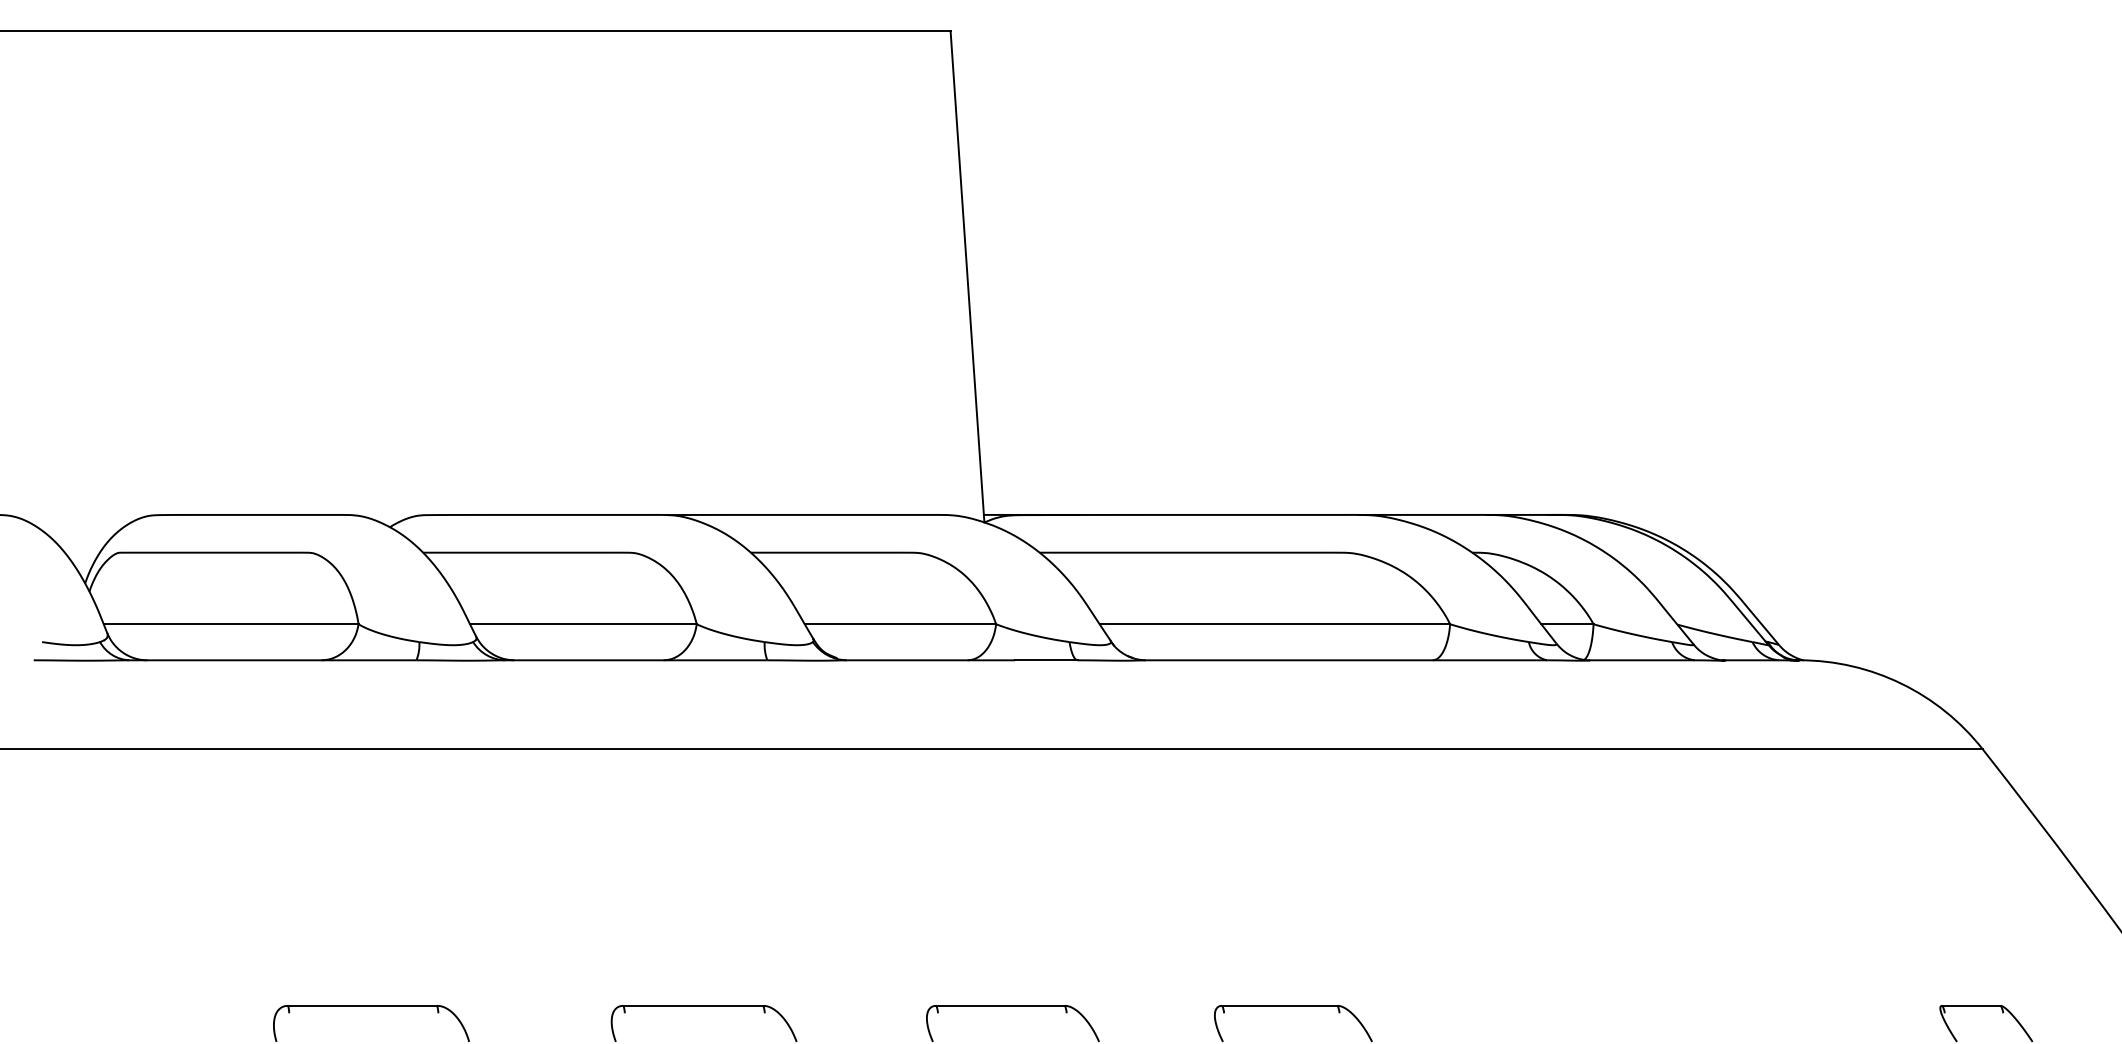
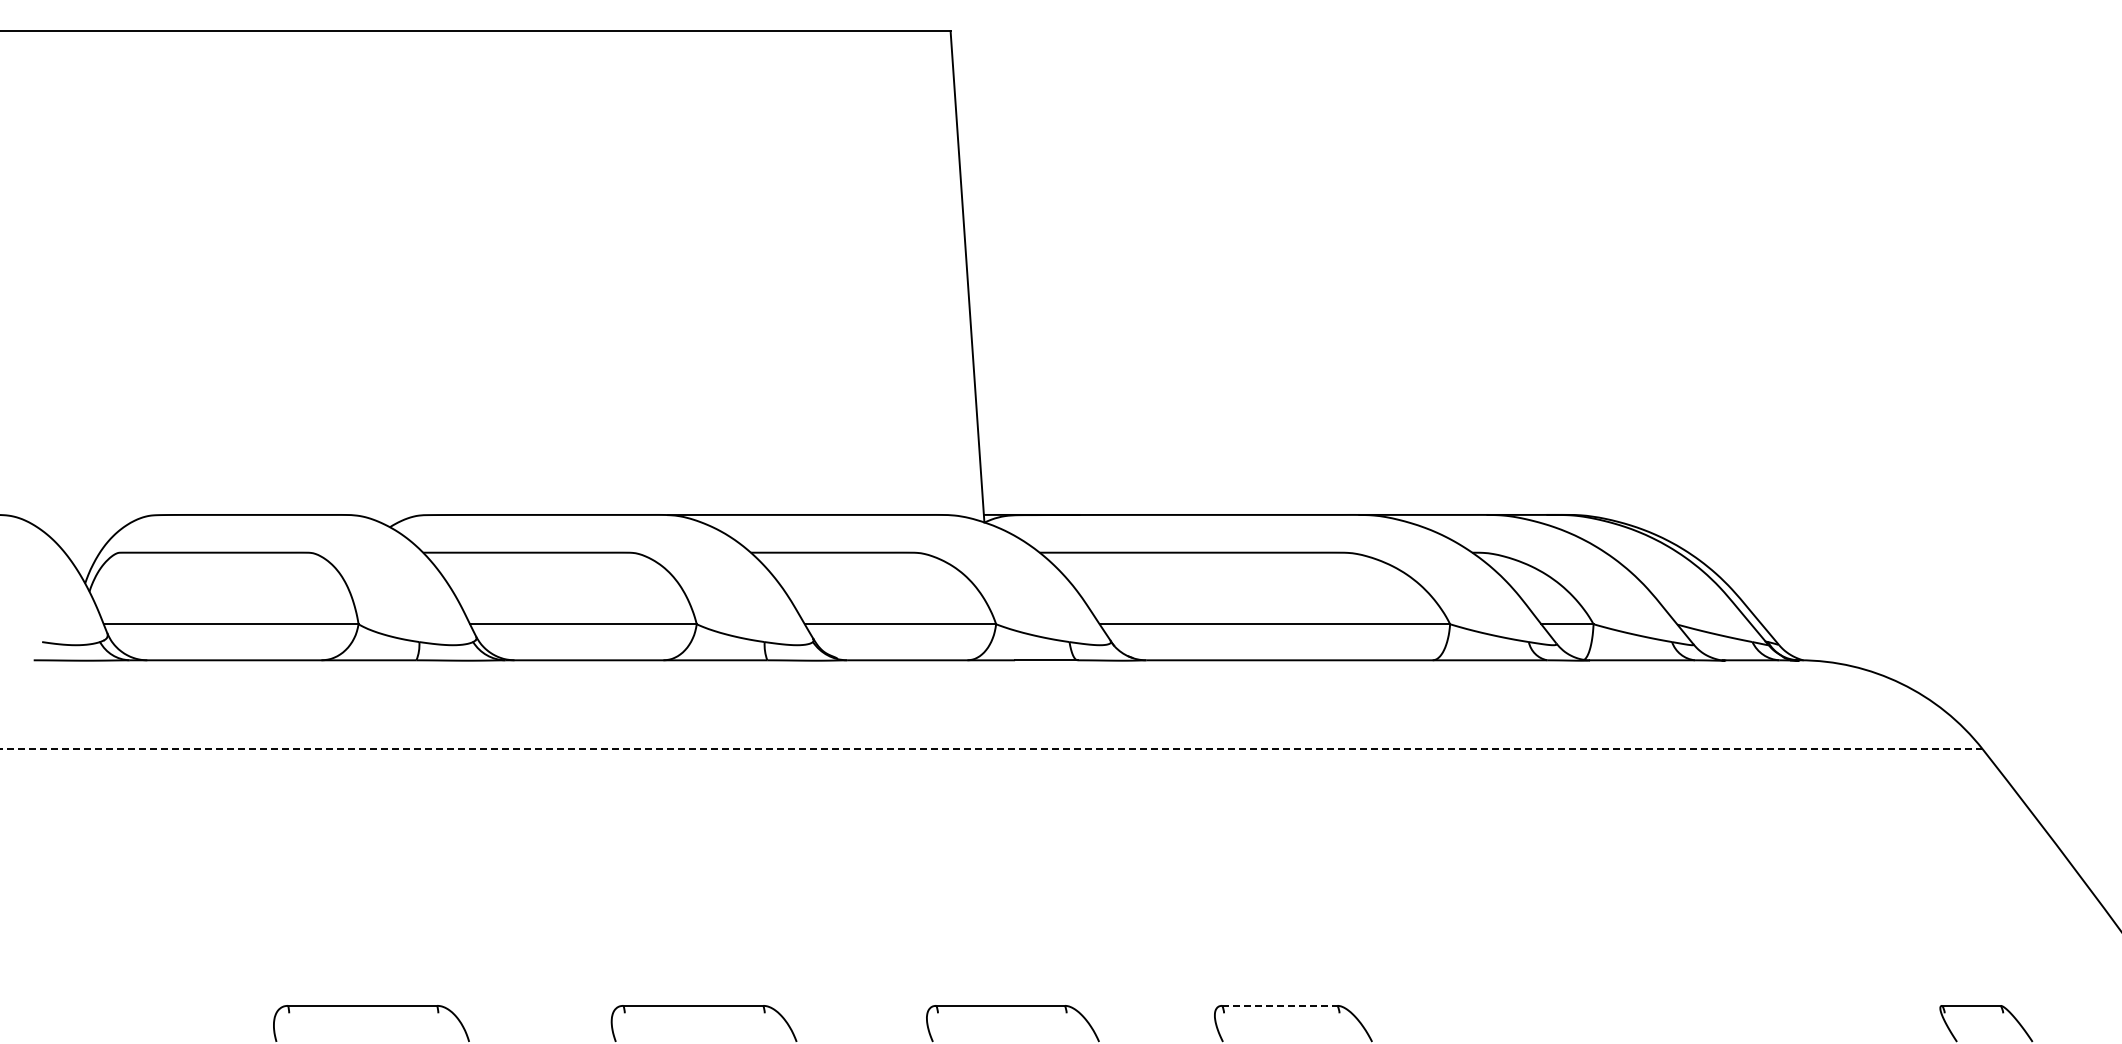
line: solid -> dashed (990, 749)
line: solid -> dashed (1279, 1005)
